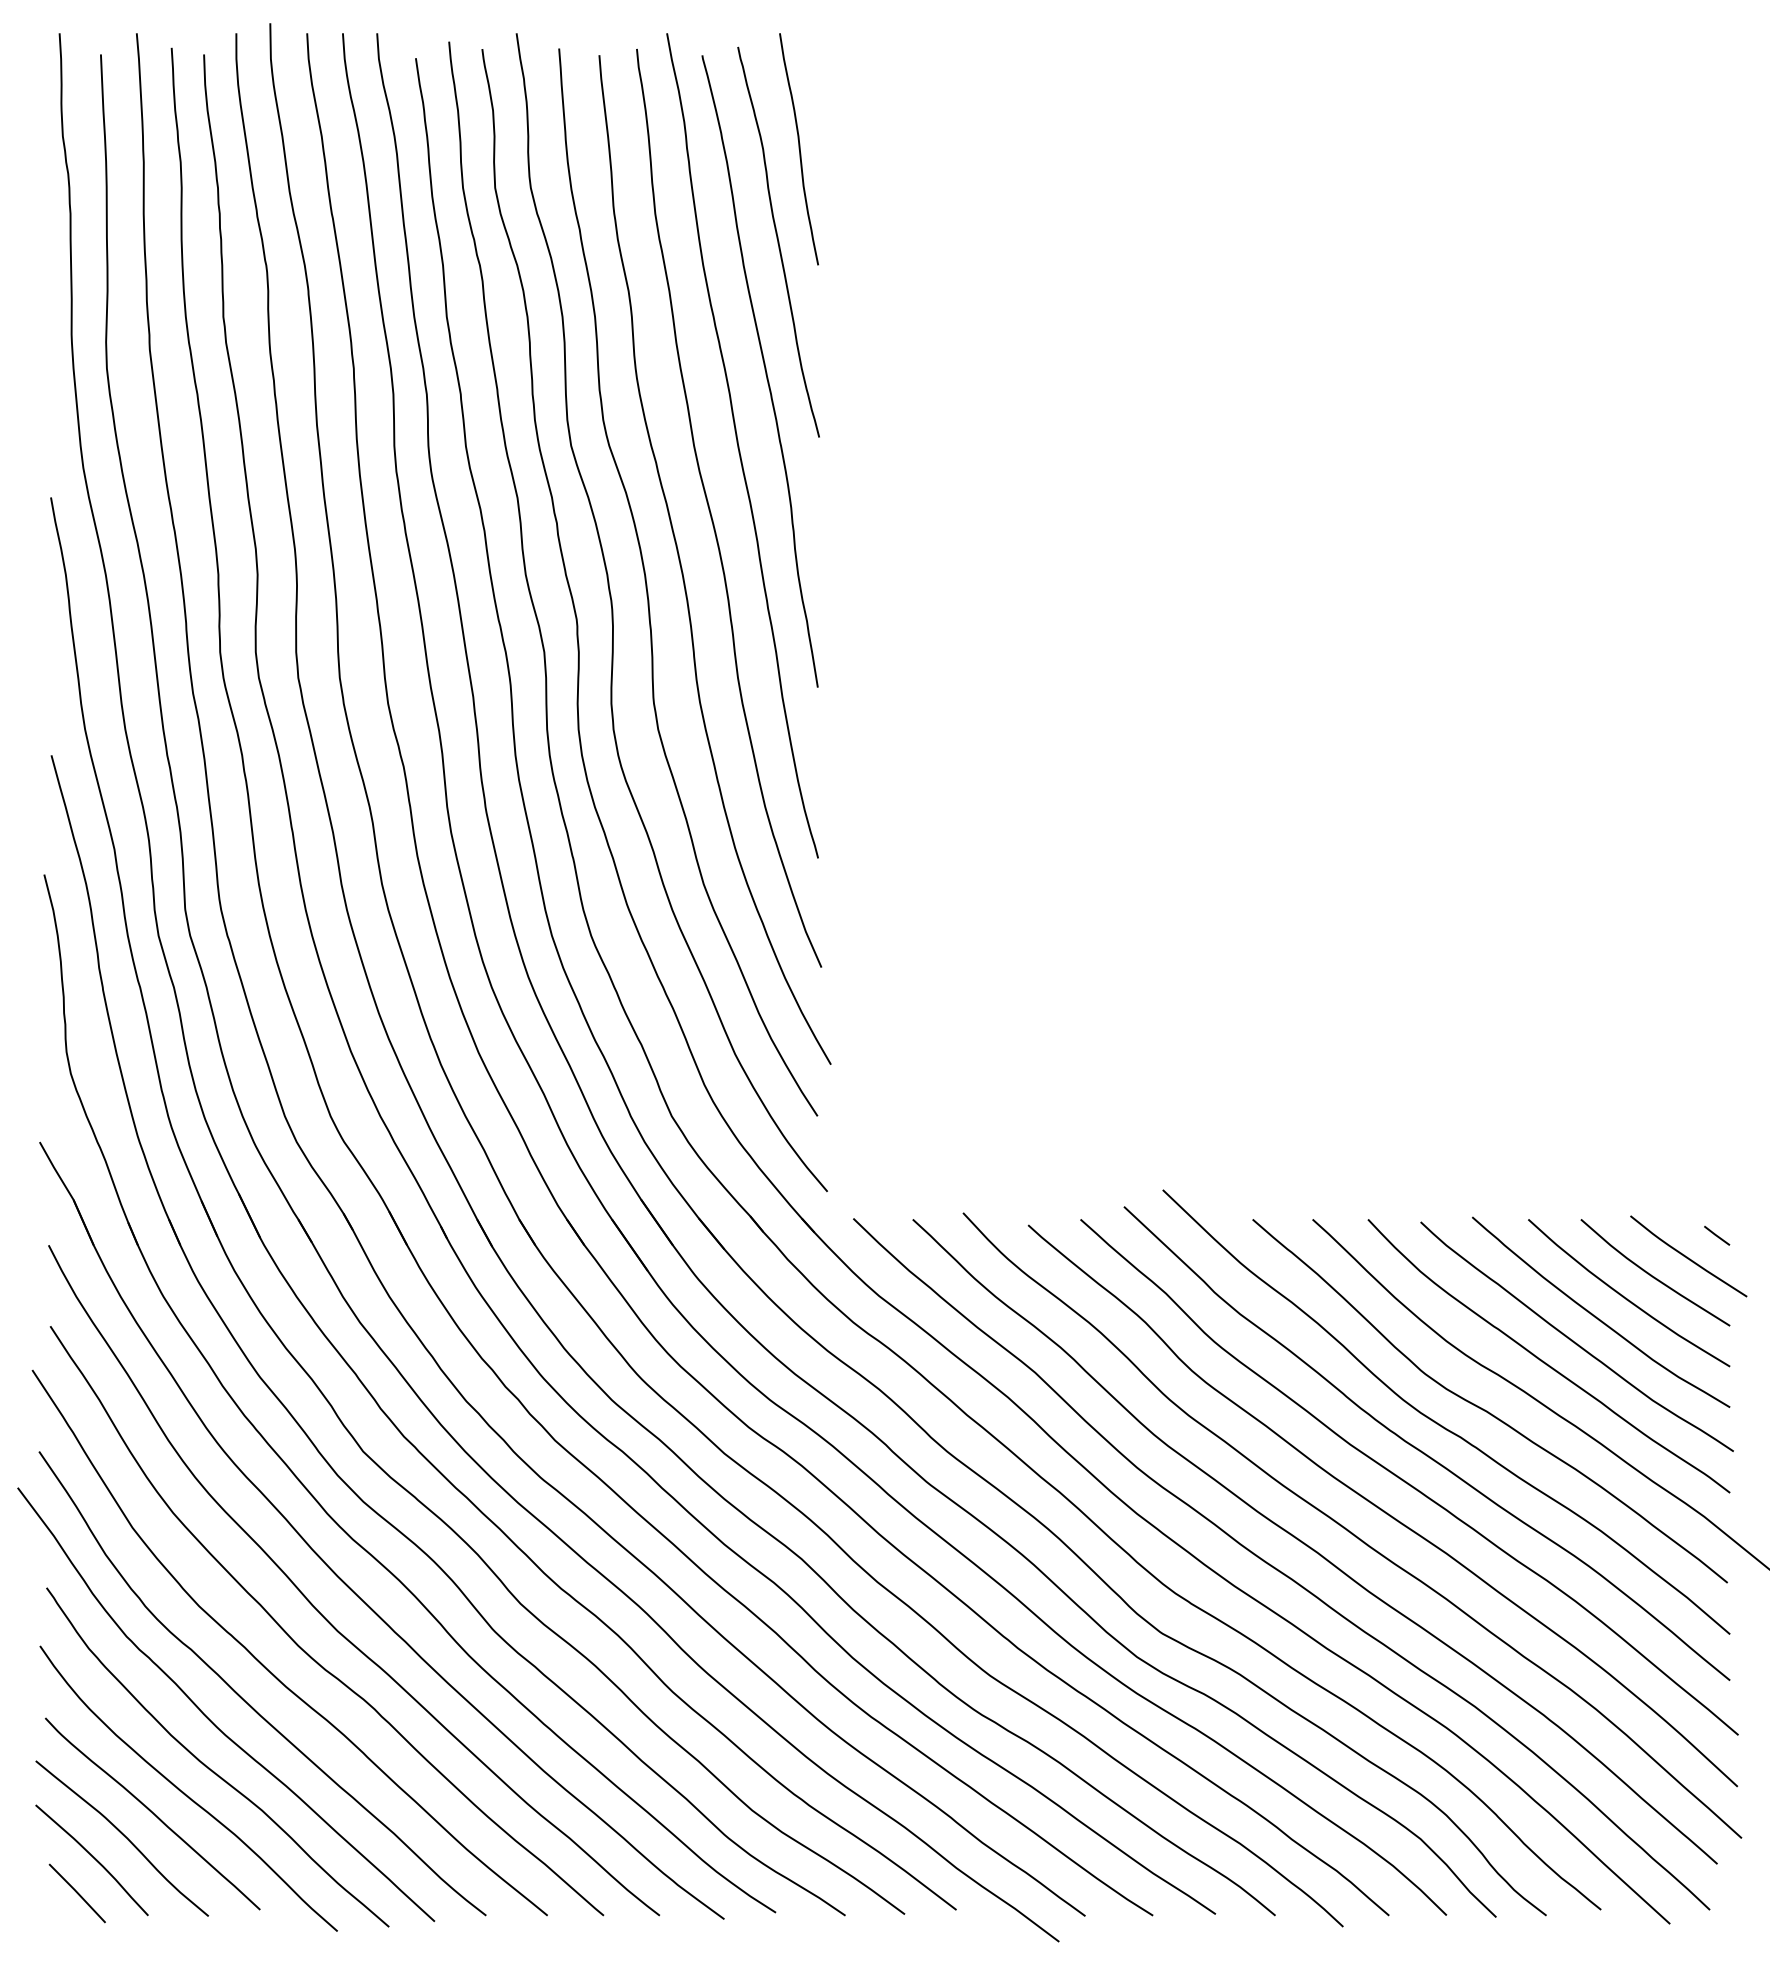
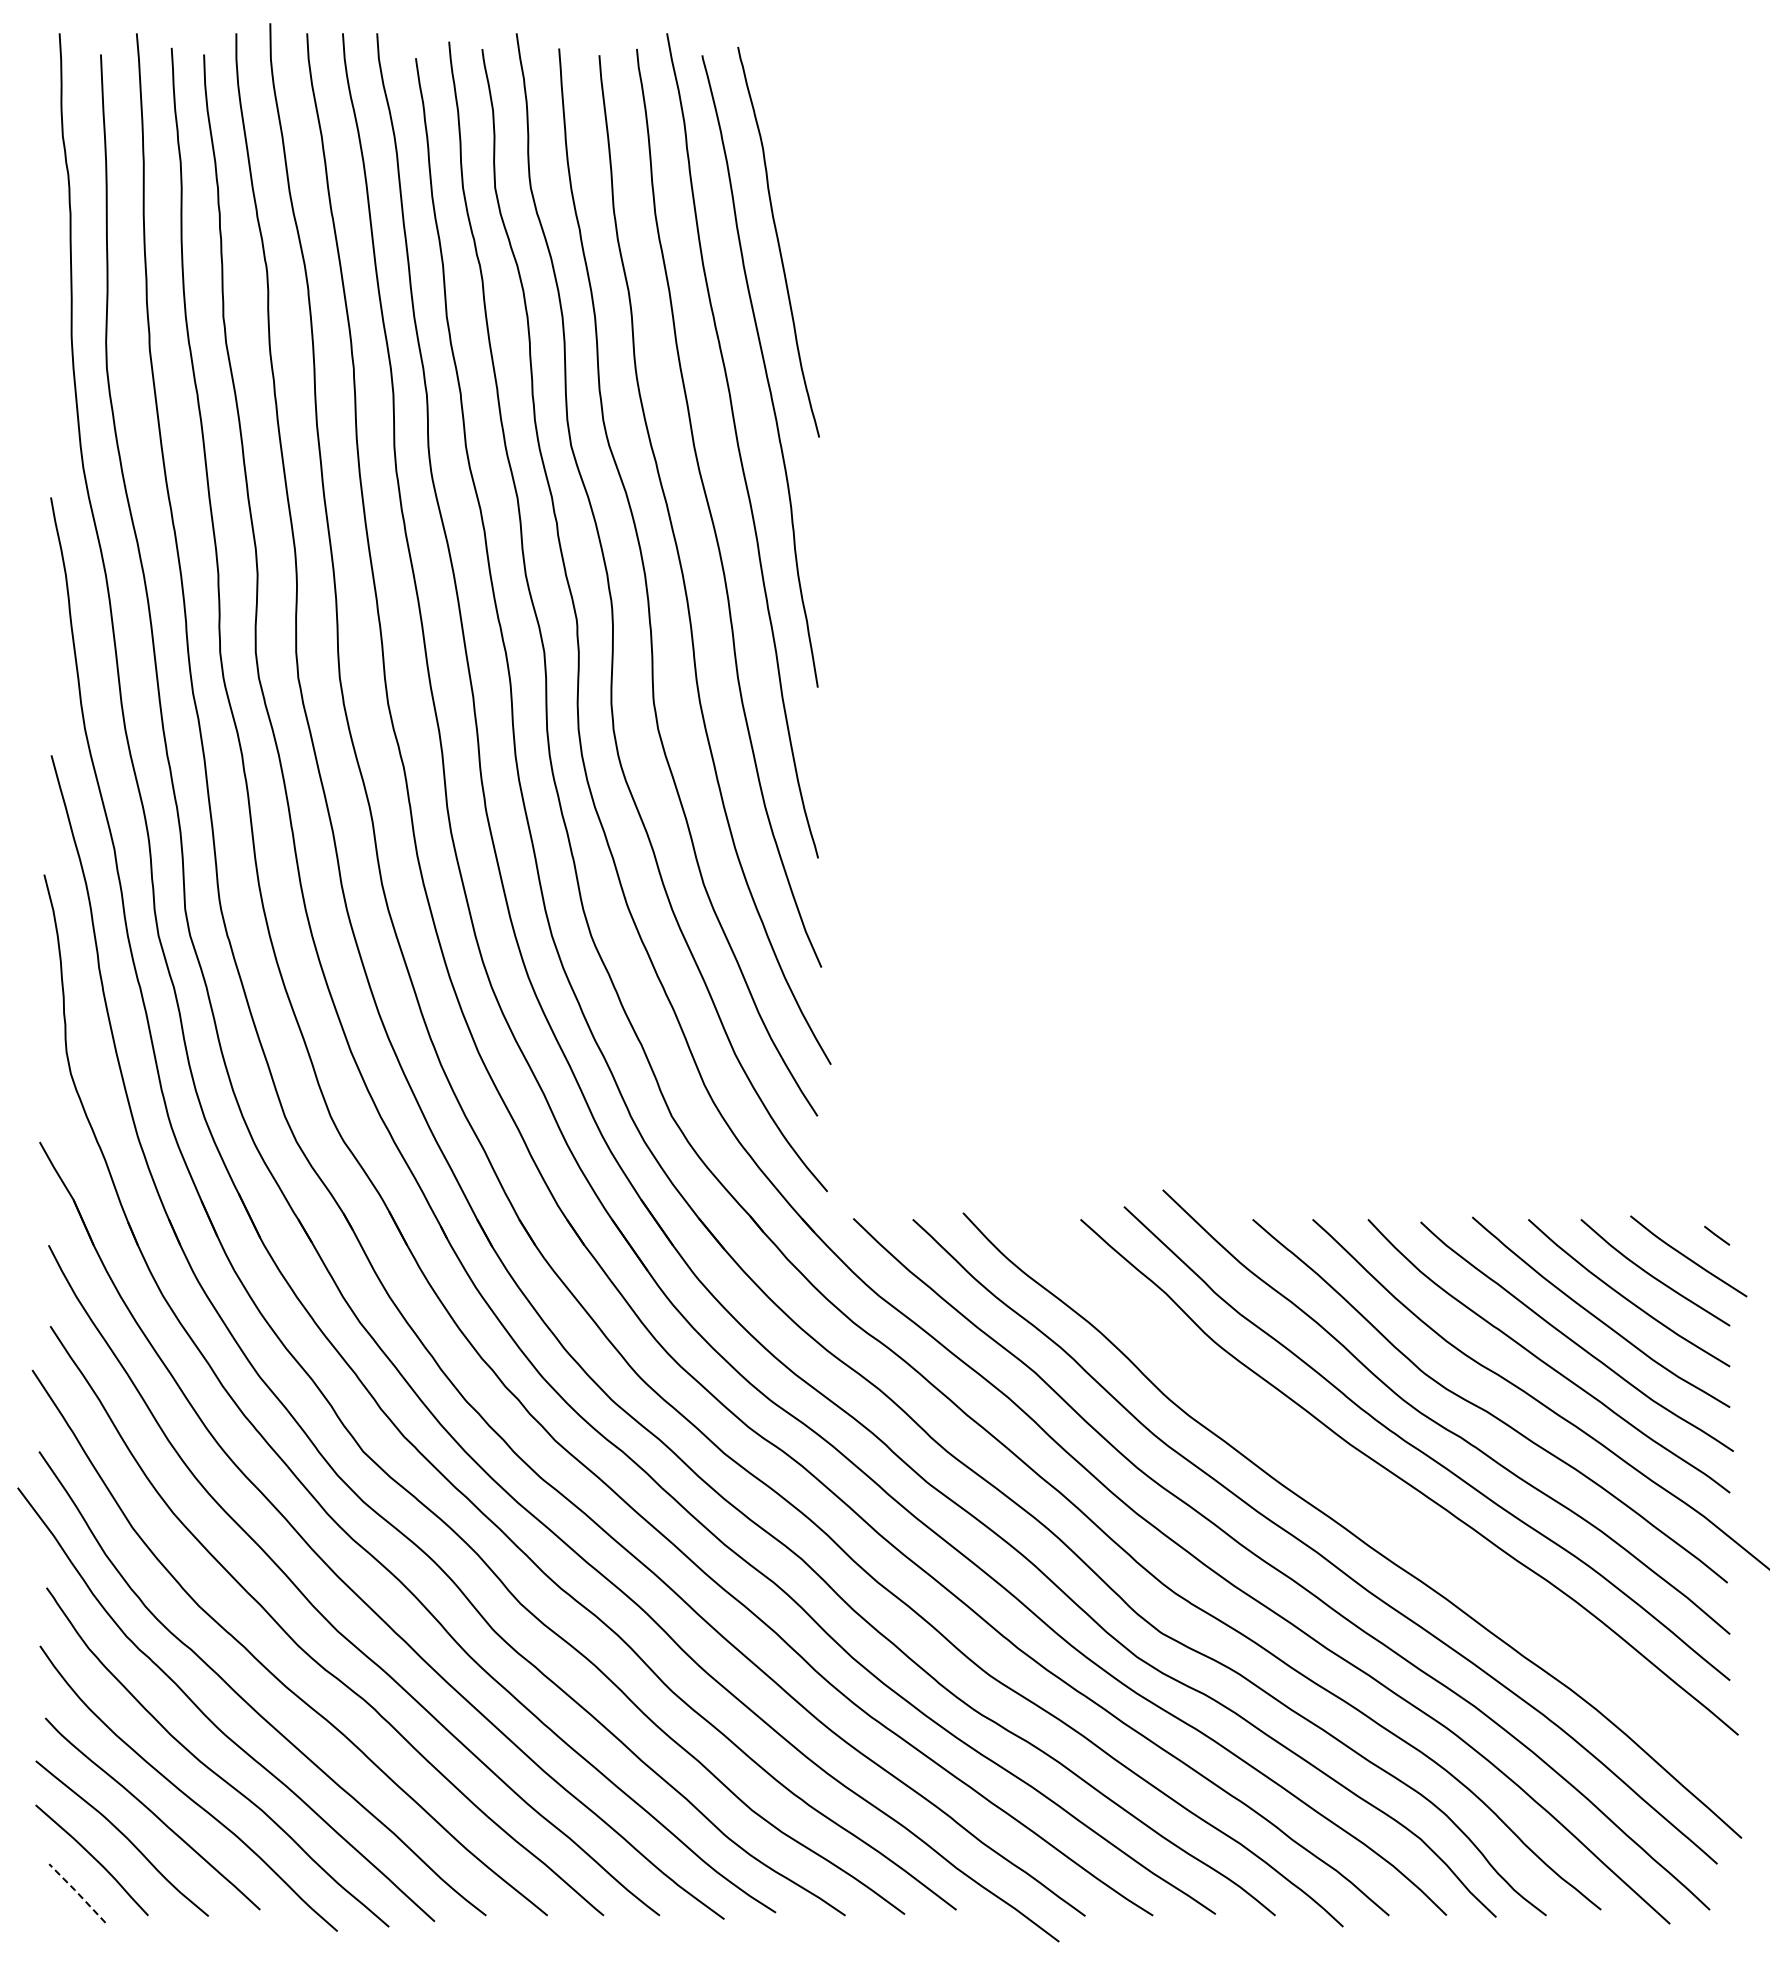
curve: present -> none (798, 149)
curve: present -> none (1380, 1507)
line: solid -> dashed (77, 1892)
